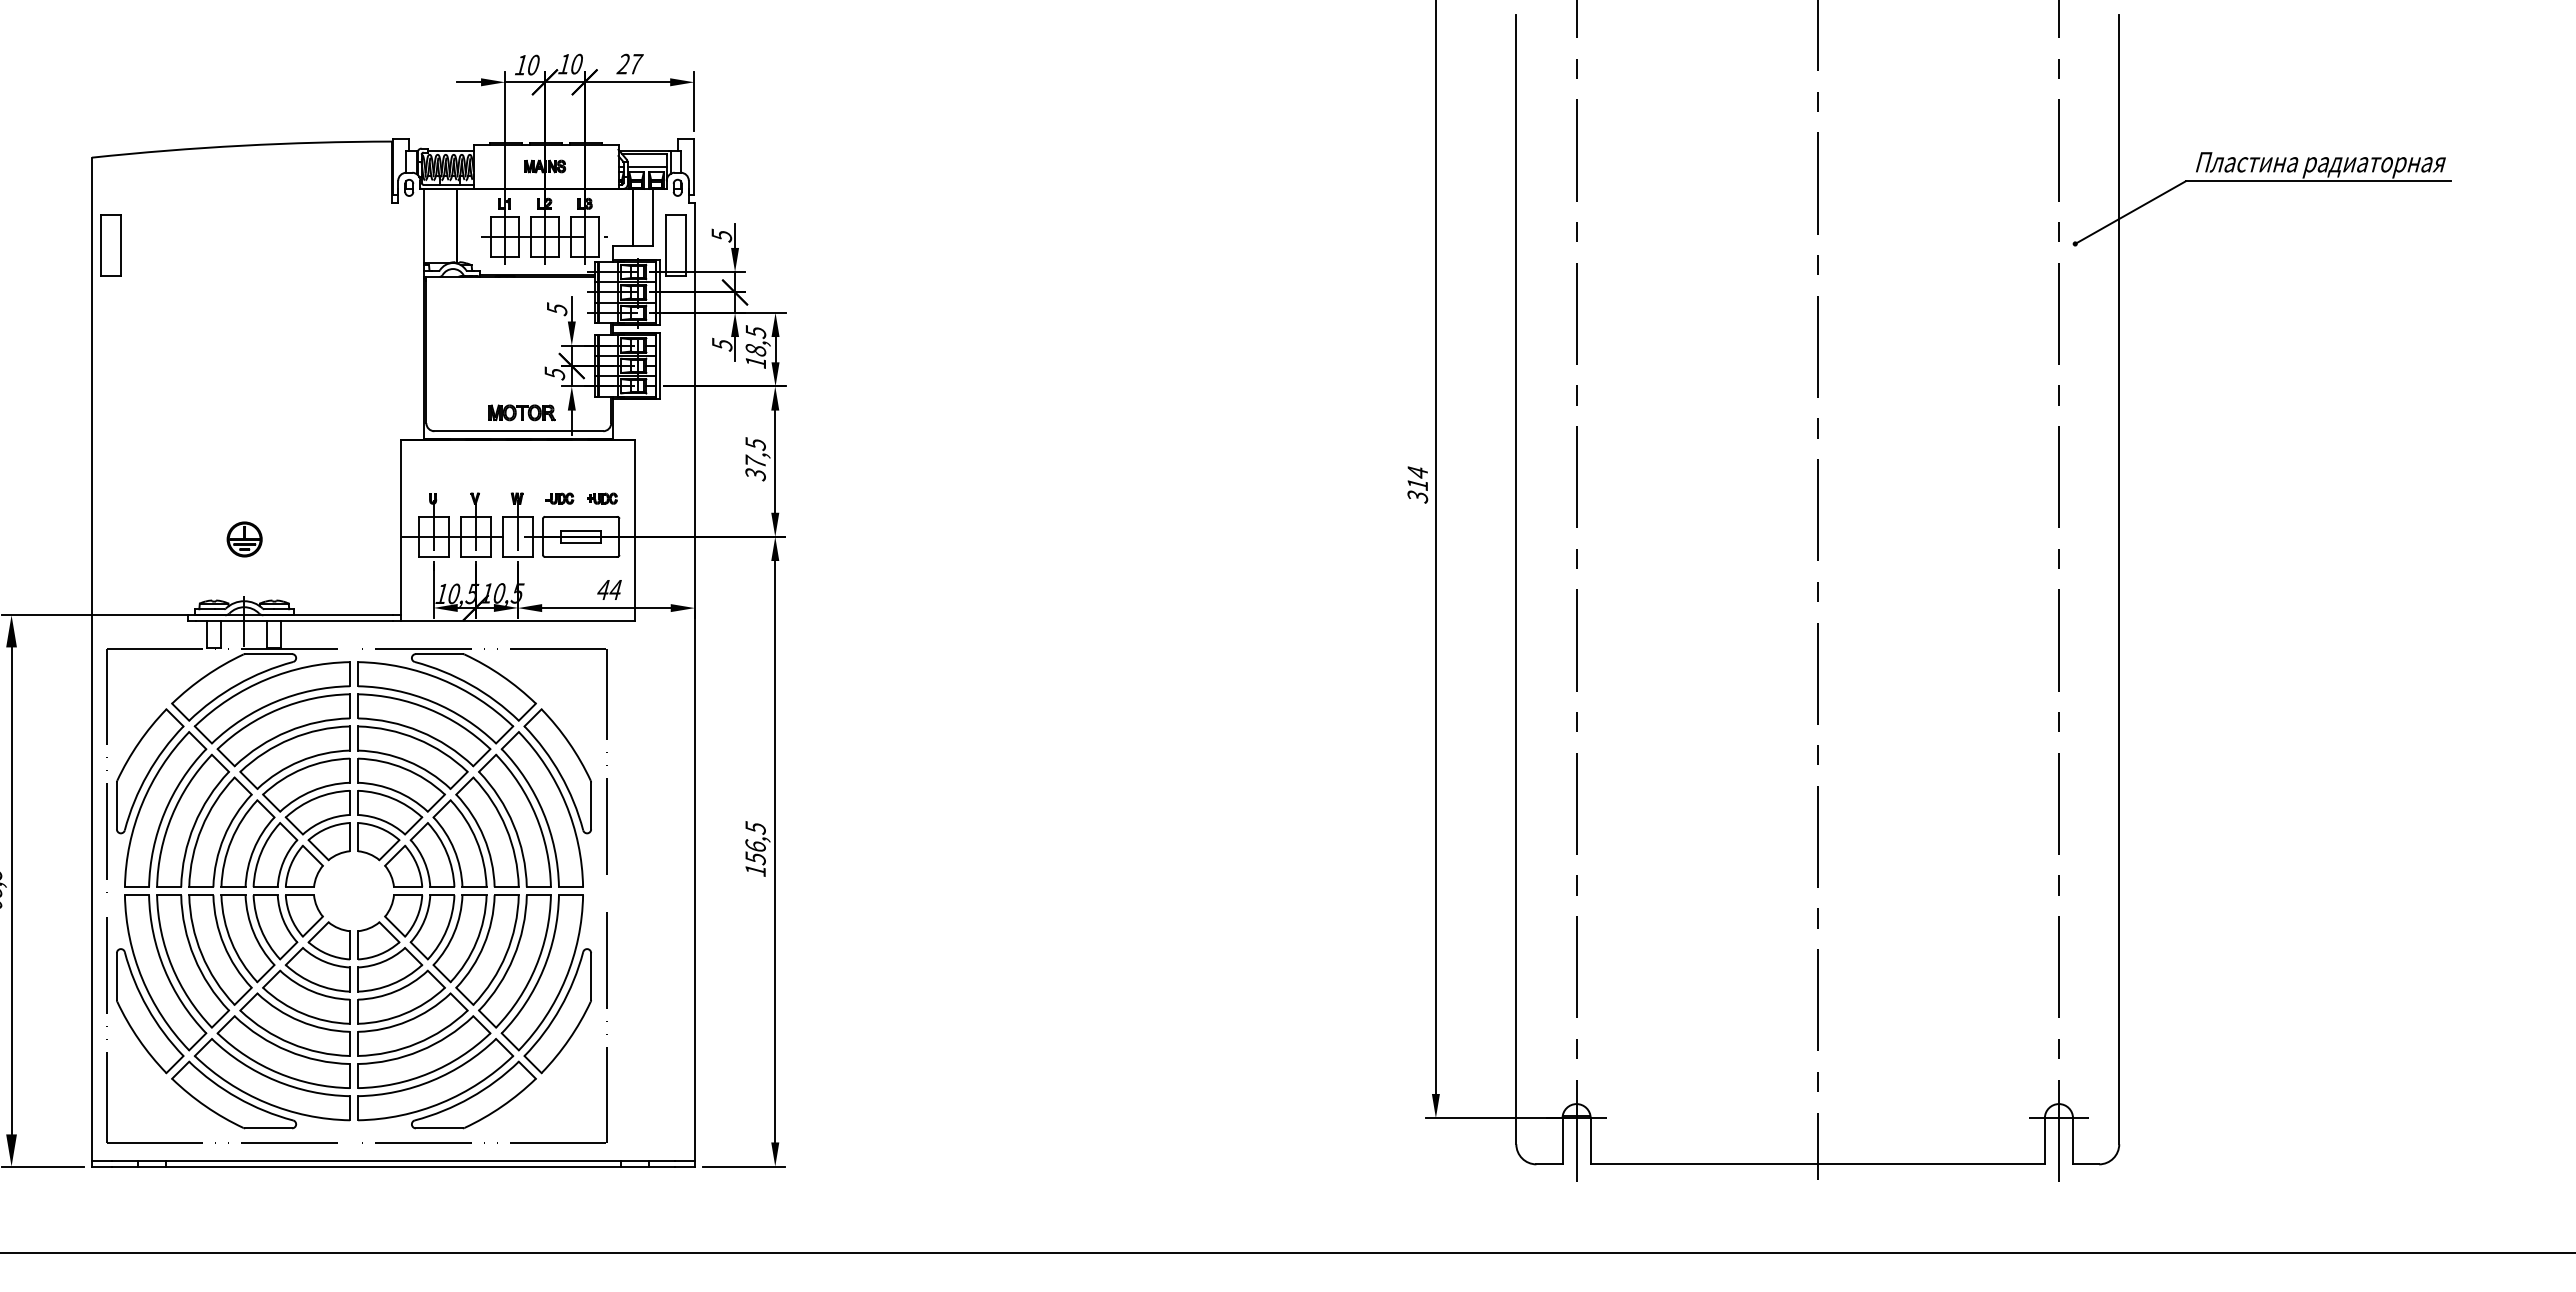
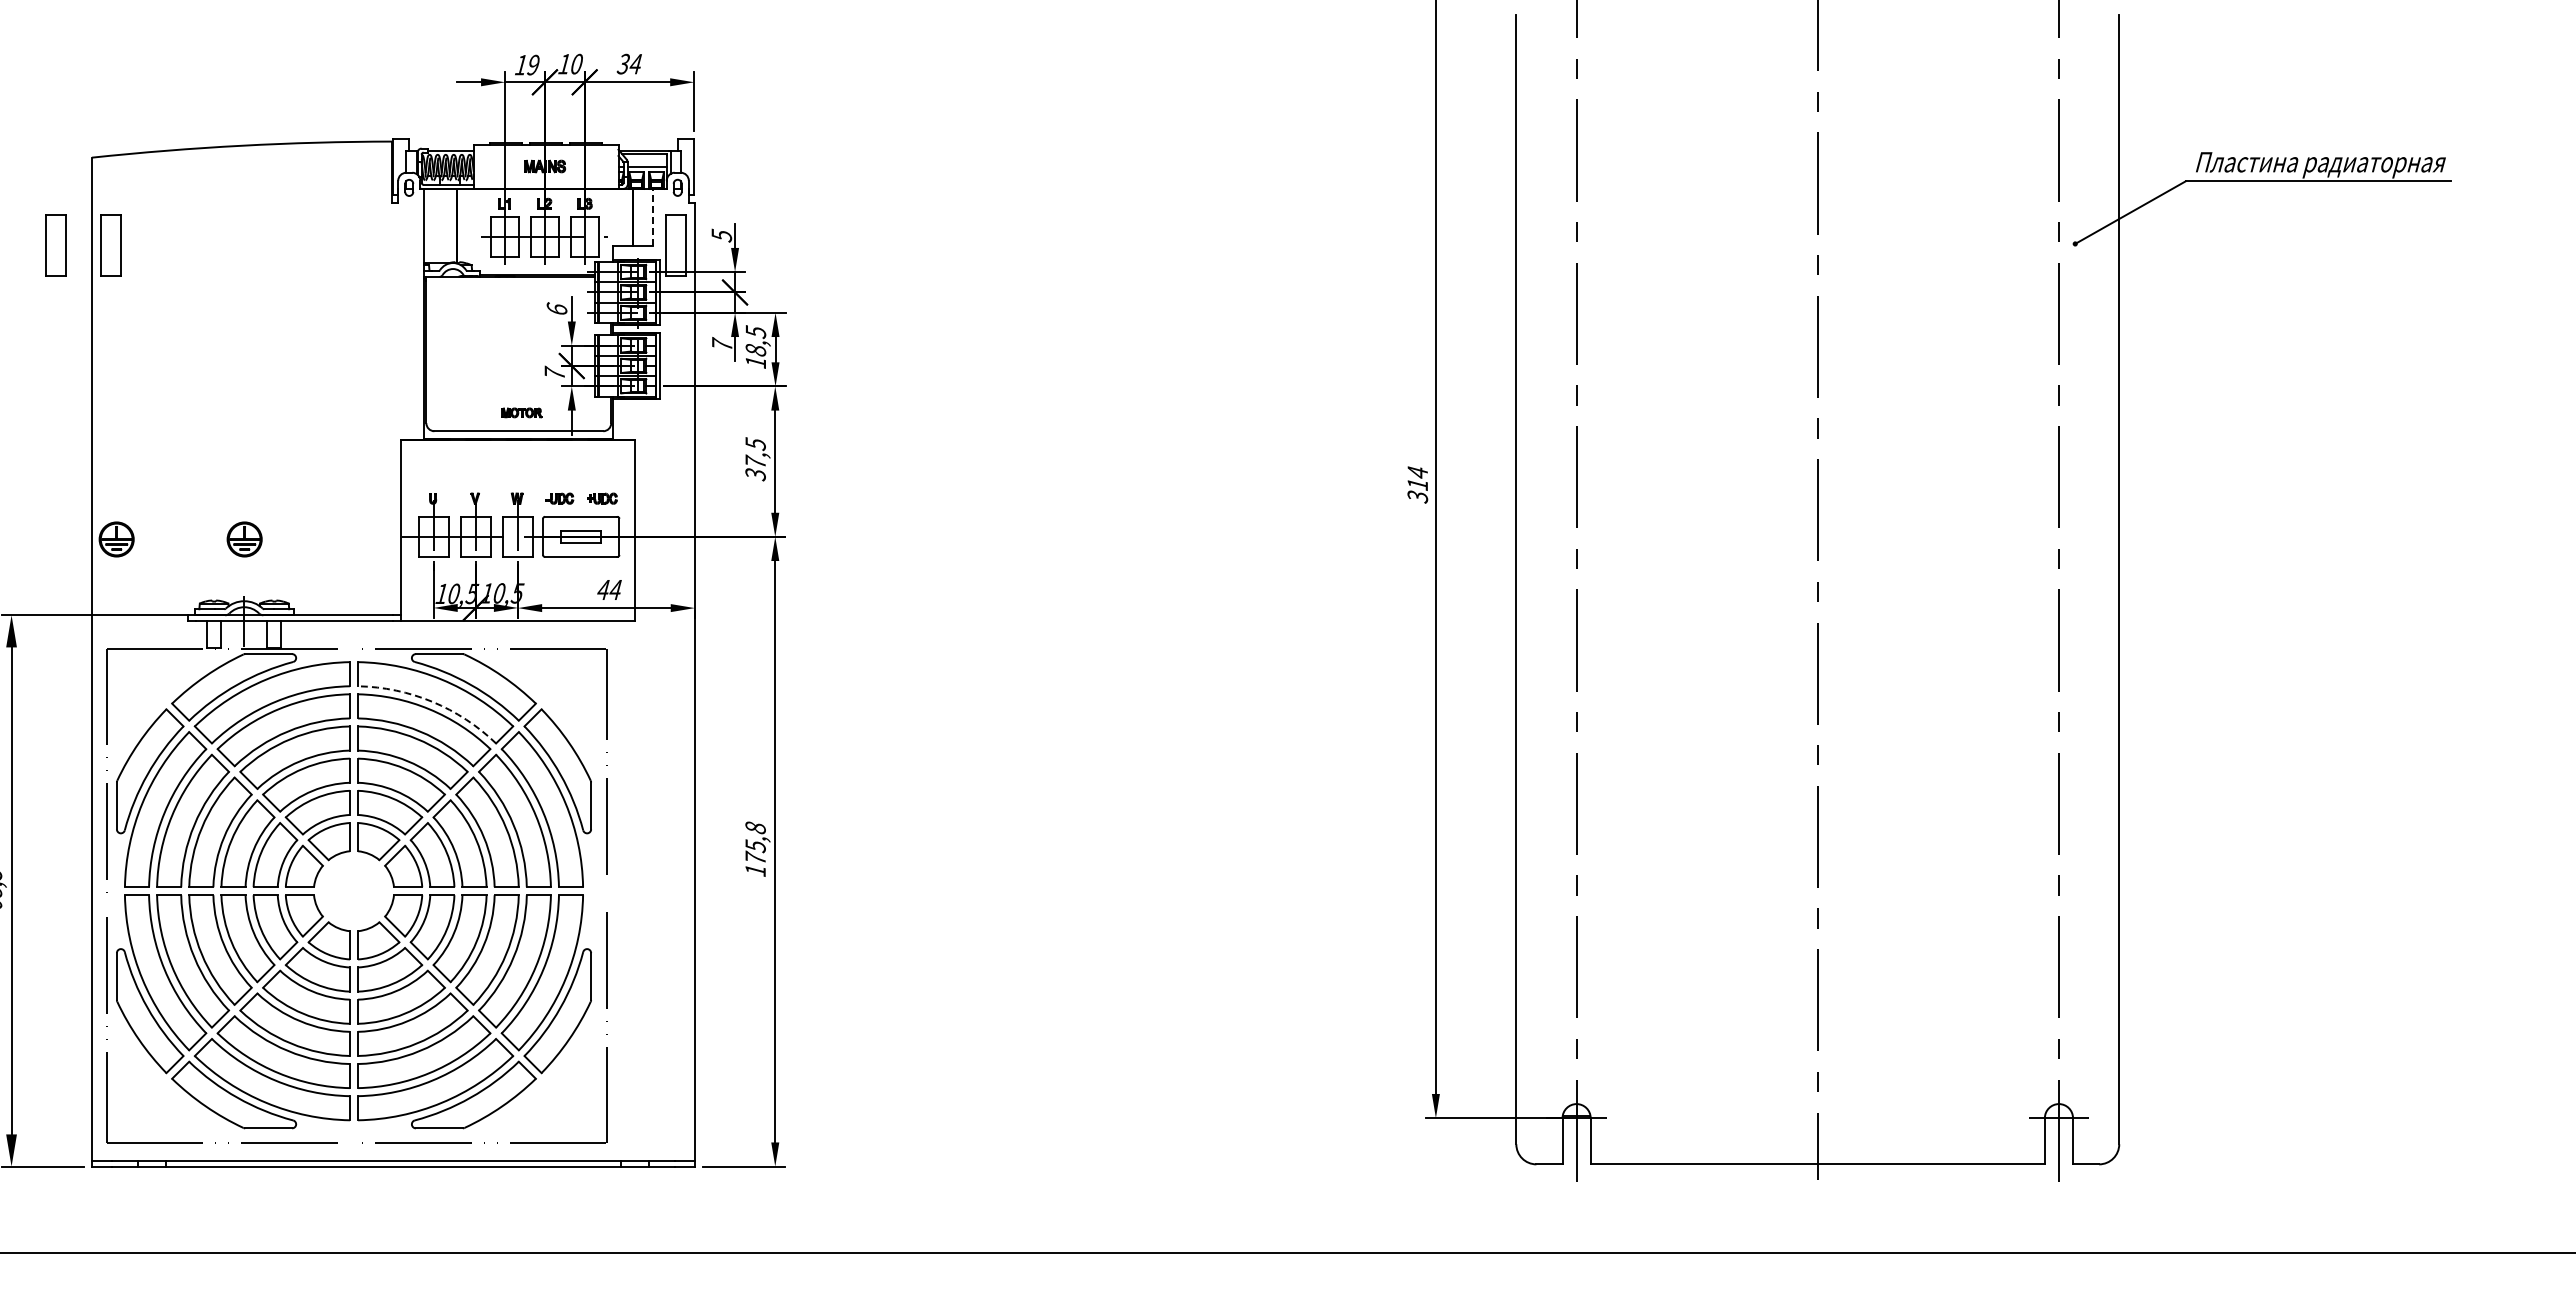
text: 27 -> 34 (629, 64)
text: 10 -> 19 (533, 65)
line: solid -> dashed (653, 216)
part: none -> present (55, 245)
text: 5 -> 6 (556, 309)
text: 5 -> 7 (722, 343)
text: 5 -> 7 (554, 372)
part size: 68x18 px -> 42x12 px (521, 412)
part: none -> present (116, 539)
arc: solid -> dashed (432, 701)
text: 156,5 -> 175,8 (755, 843)
